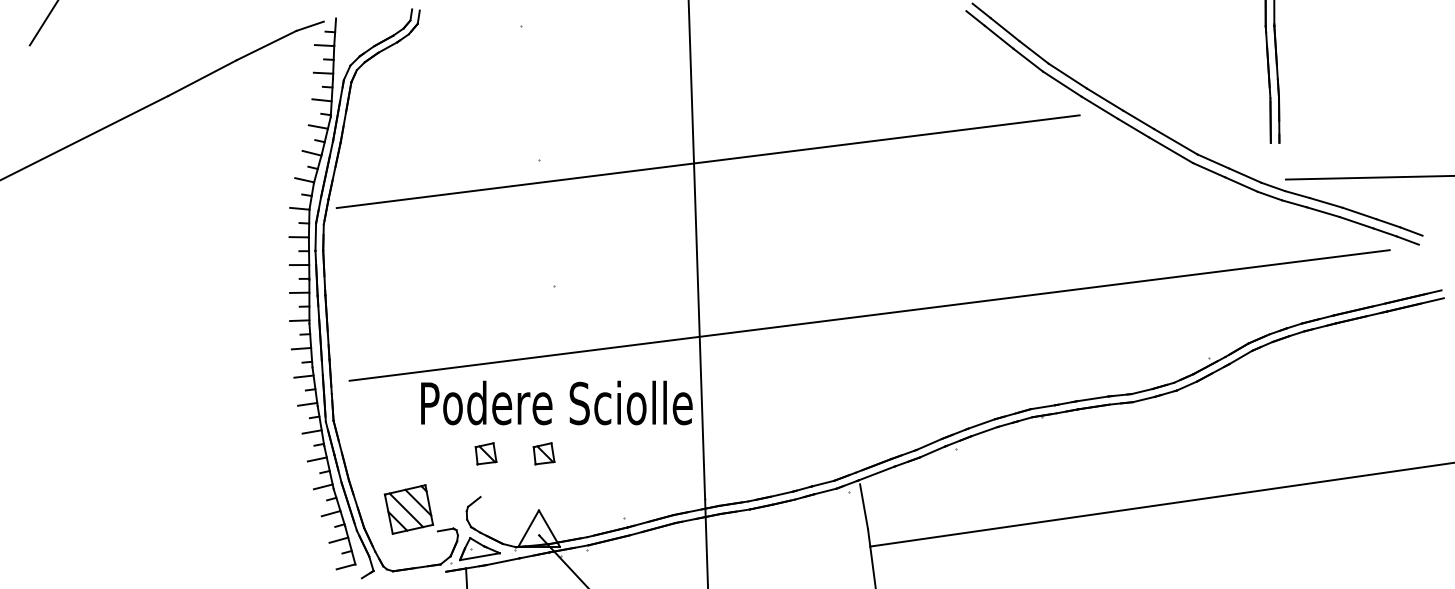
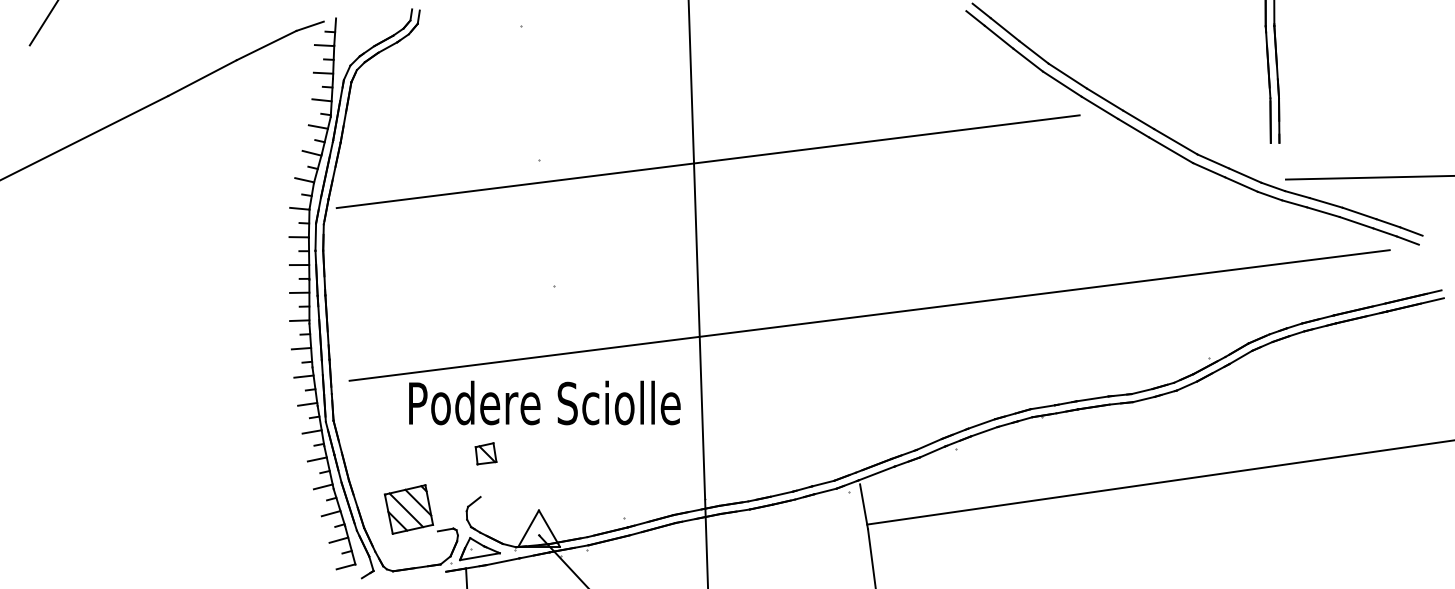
part position: (556, 402) -> (544, 402) (544, 402)
part: present -> none (543, 453)
line position: (1160, 504) -> (1159, 482) (1159, 482)
